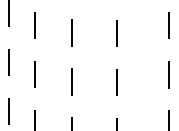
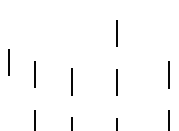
line: present -> none (8, 14)
line: present -> none (34, 25)
line: present -> none (168, 25)
line: present -> none (71, 32)
line: present -> none (8, 111)
